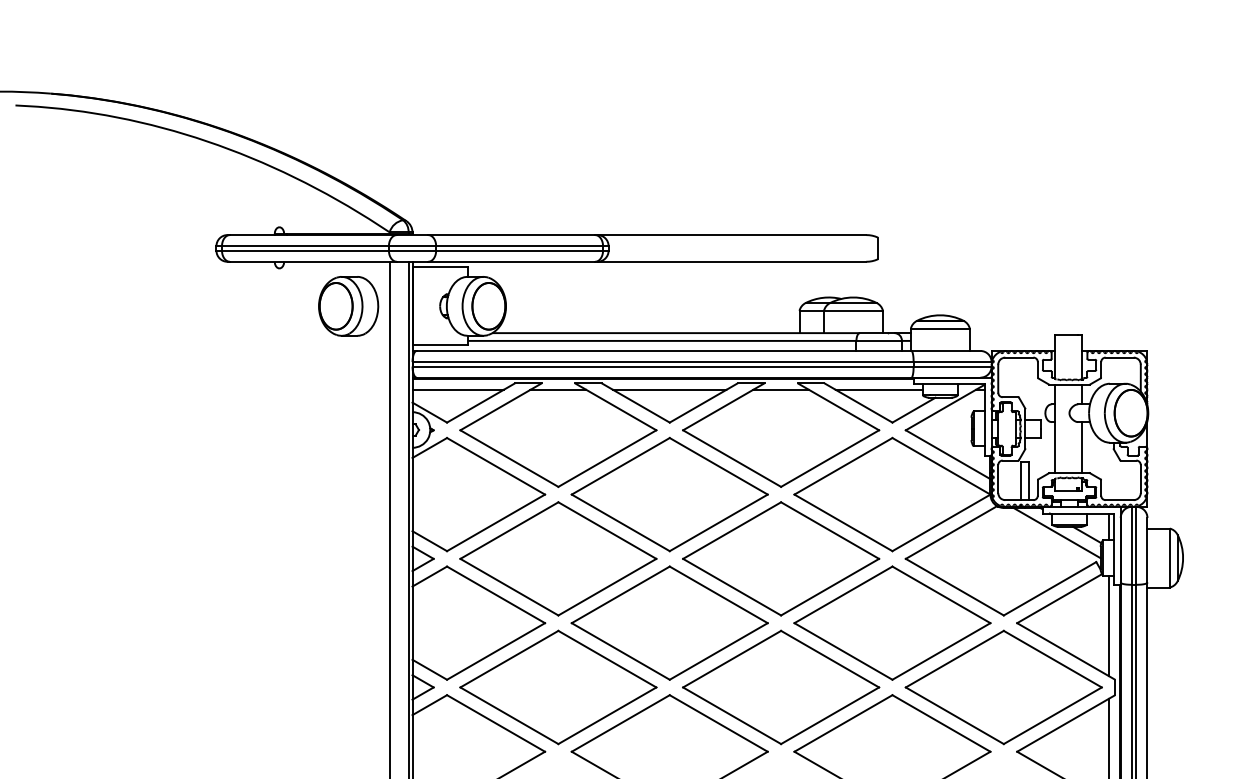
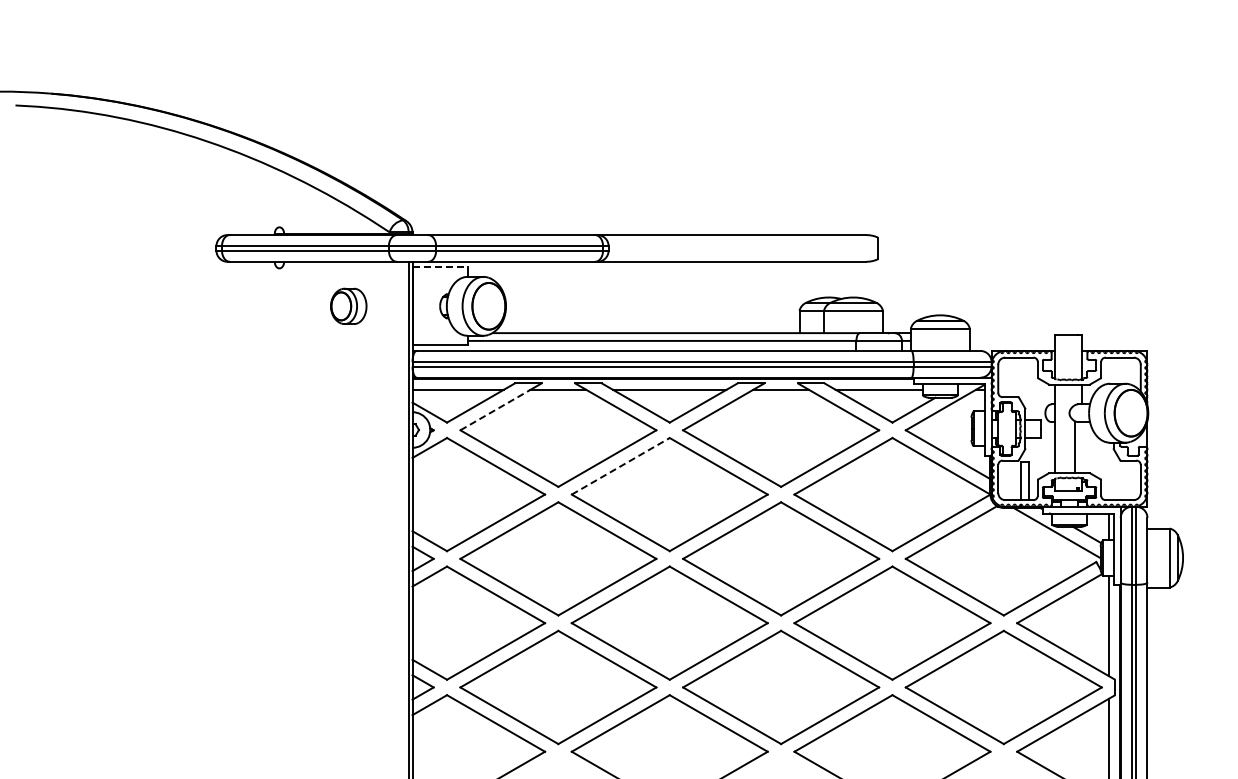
line: solid -> dashed (440, 267)
part size: 62x61 px -> 38x38 px (348, 305)
line: solid -> dashed (495, 409)
line position: (1082, 447) -> (1075, 447) (1075, 447)
line: solid -> dashed (620, 466)
line: present -> none (389, 518)
